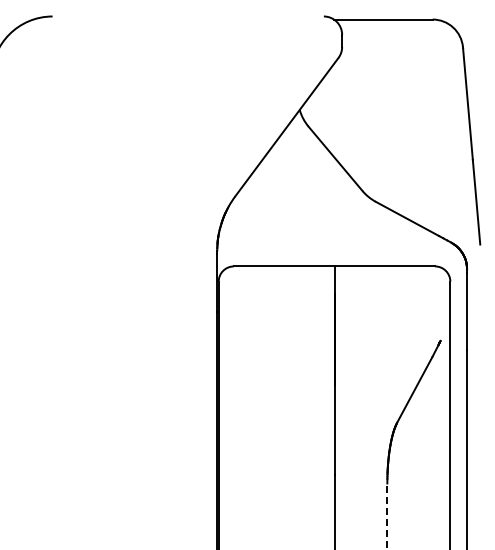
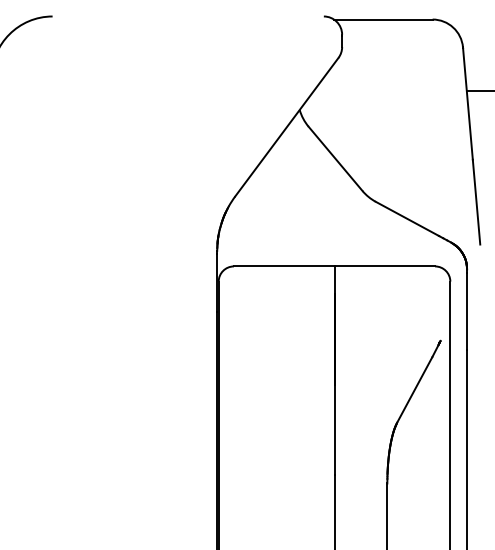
line: none -> present (478, 91)
line: dashed -> solid (387, 516)
